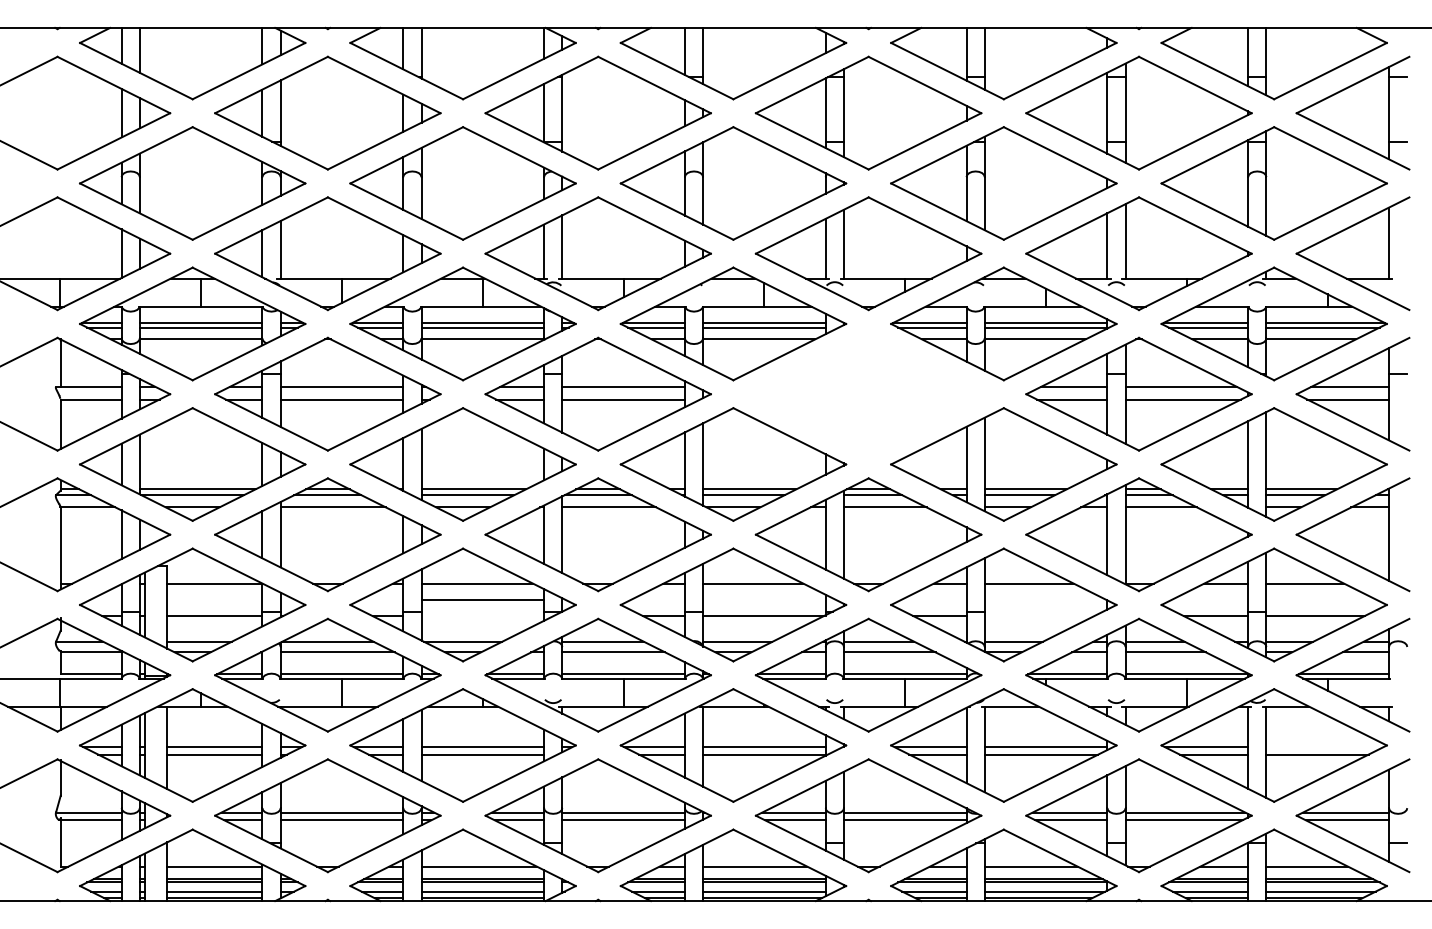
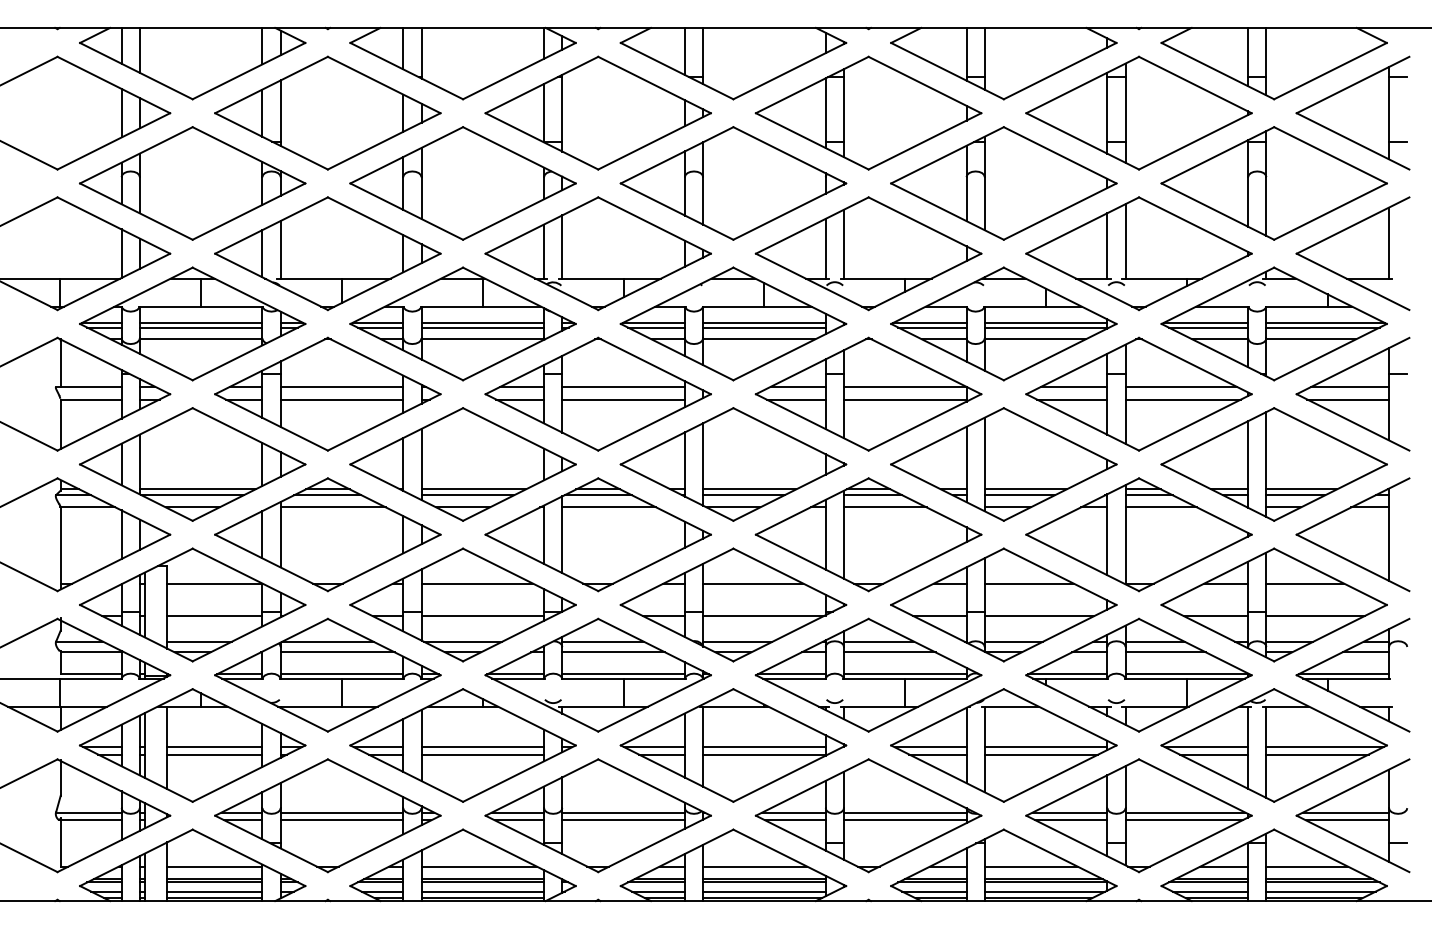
part: none -> present (868, 393)
line position: (482, 600) -> (482, 616) (482, 616)
line: none -> present (1039, 616)
line: none -> present (1324, 747)
